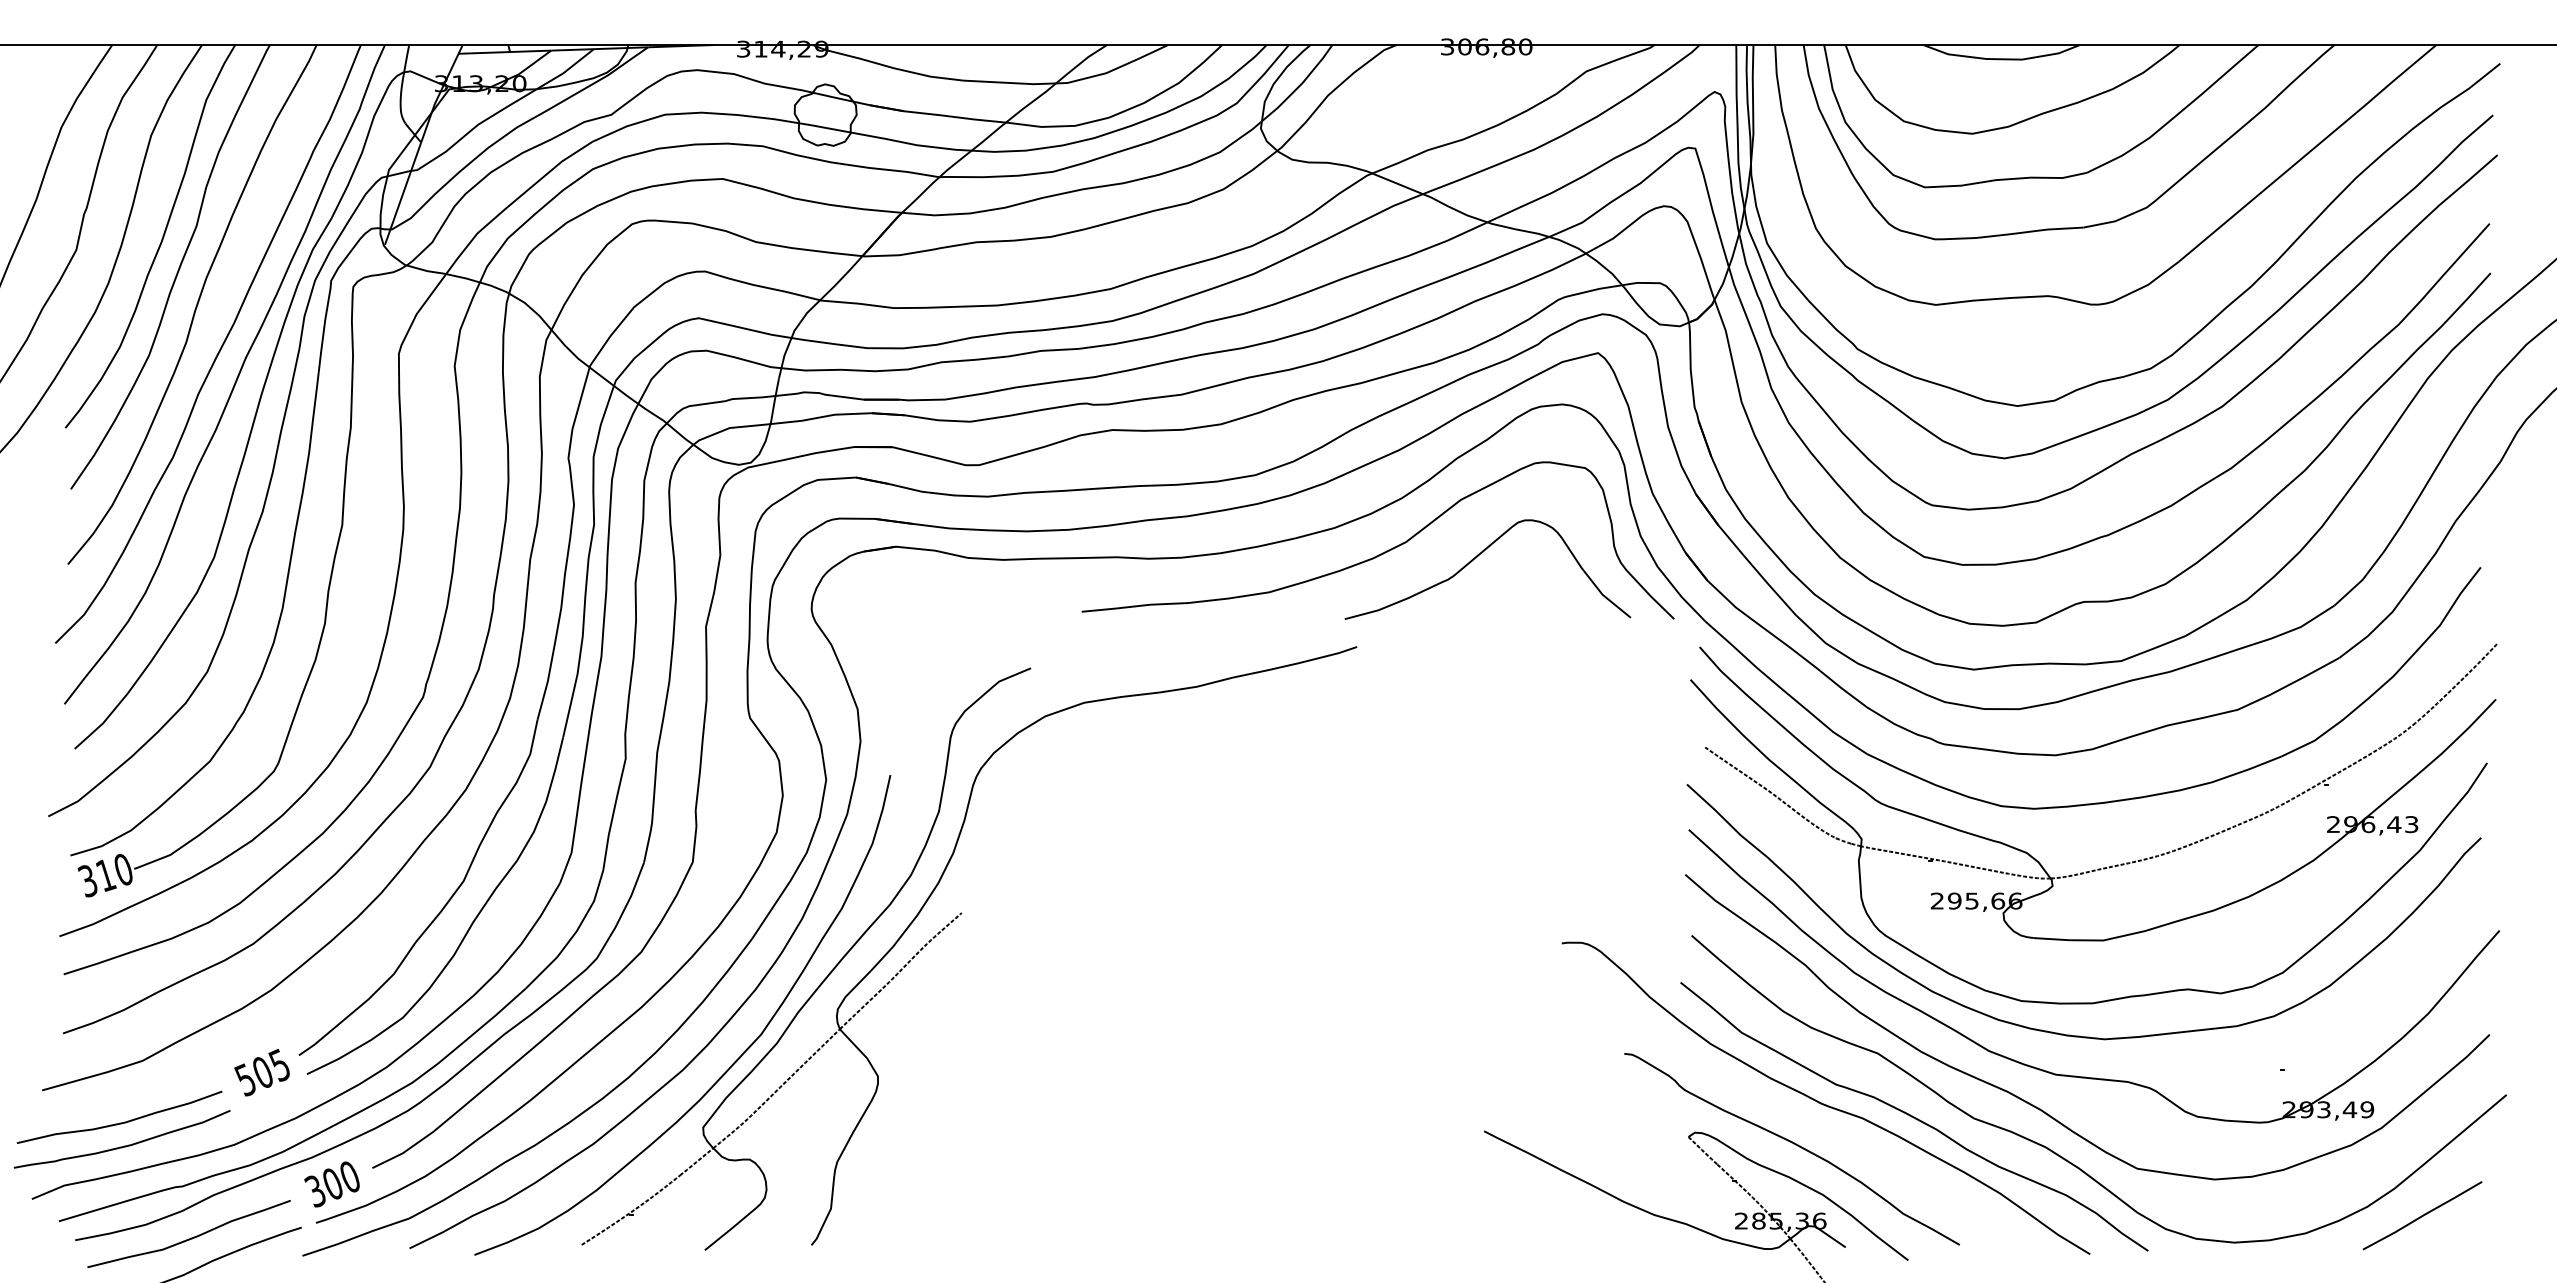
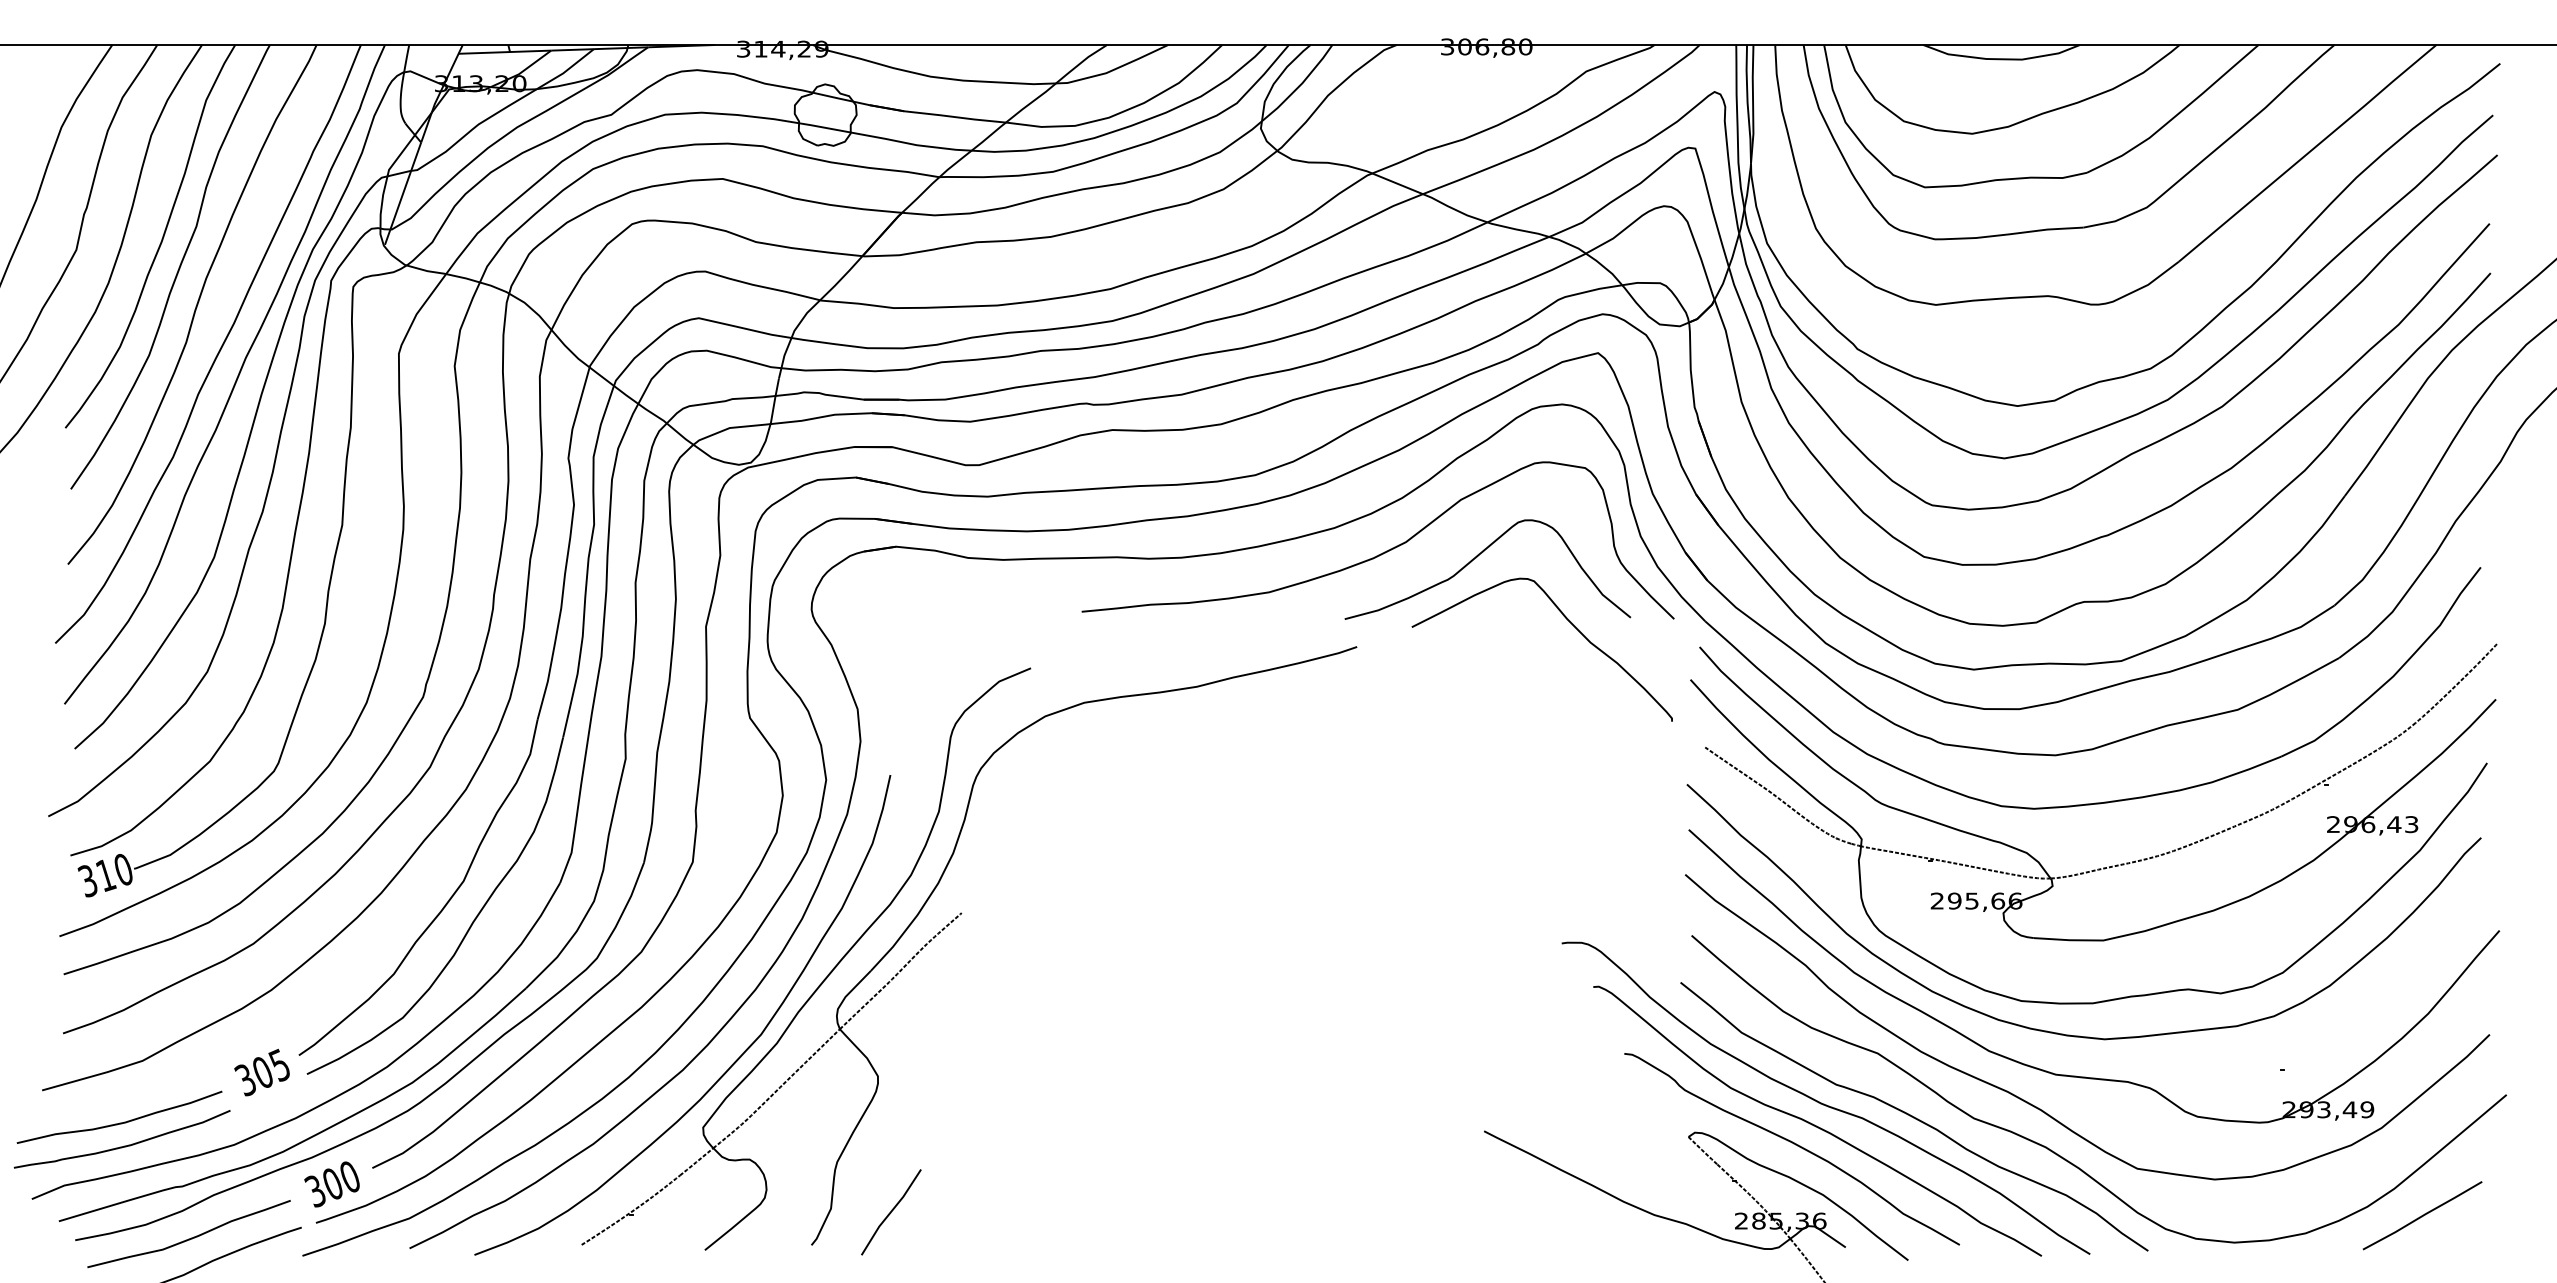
curve: none -> present (1568, 621)
text: 505 -> 305 (244, 1079)
curve: none -> present (1814, 1124)
line: none -> present (891, 1212)
